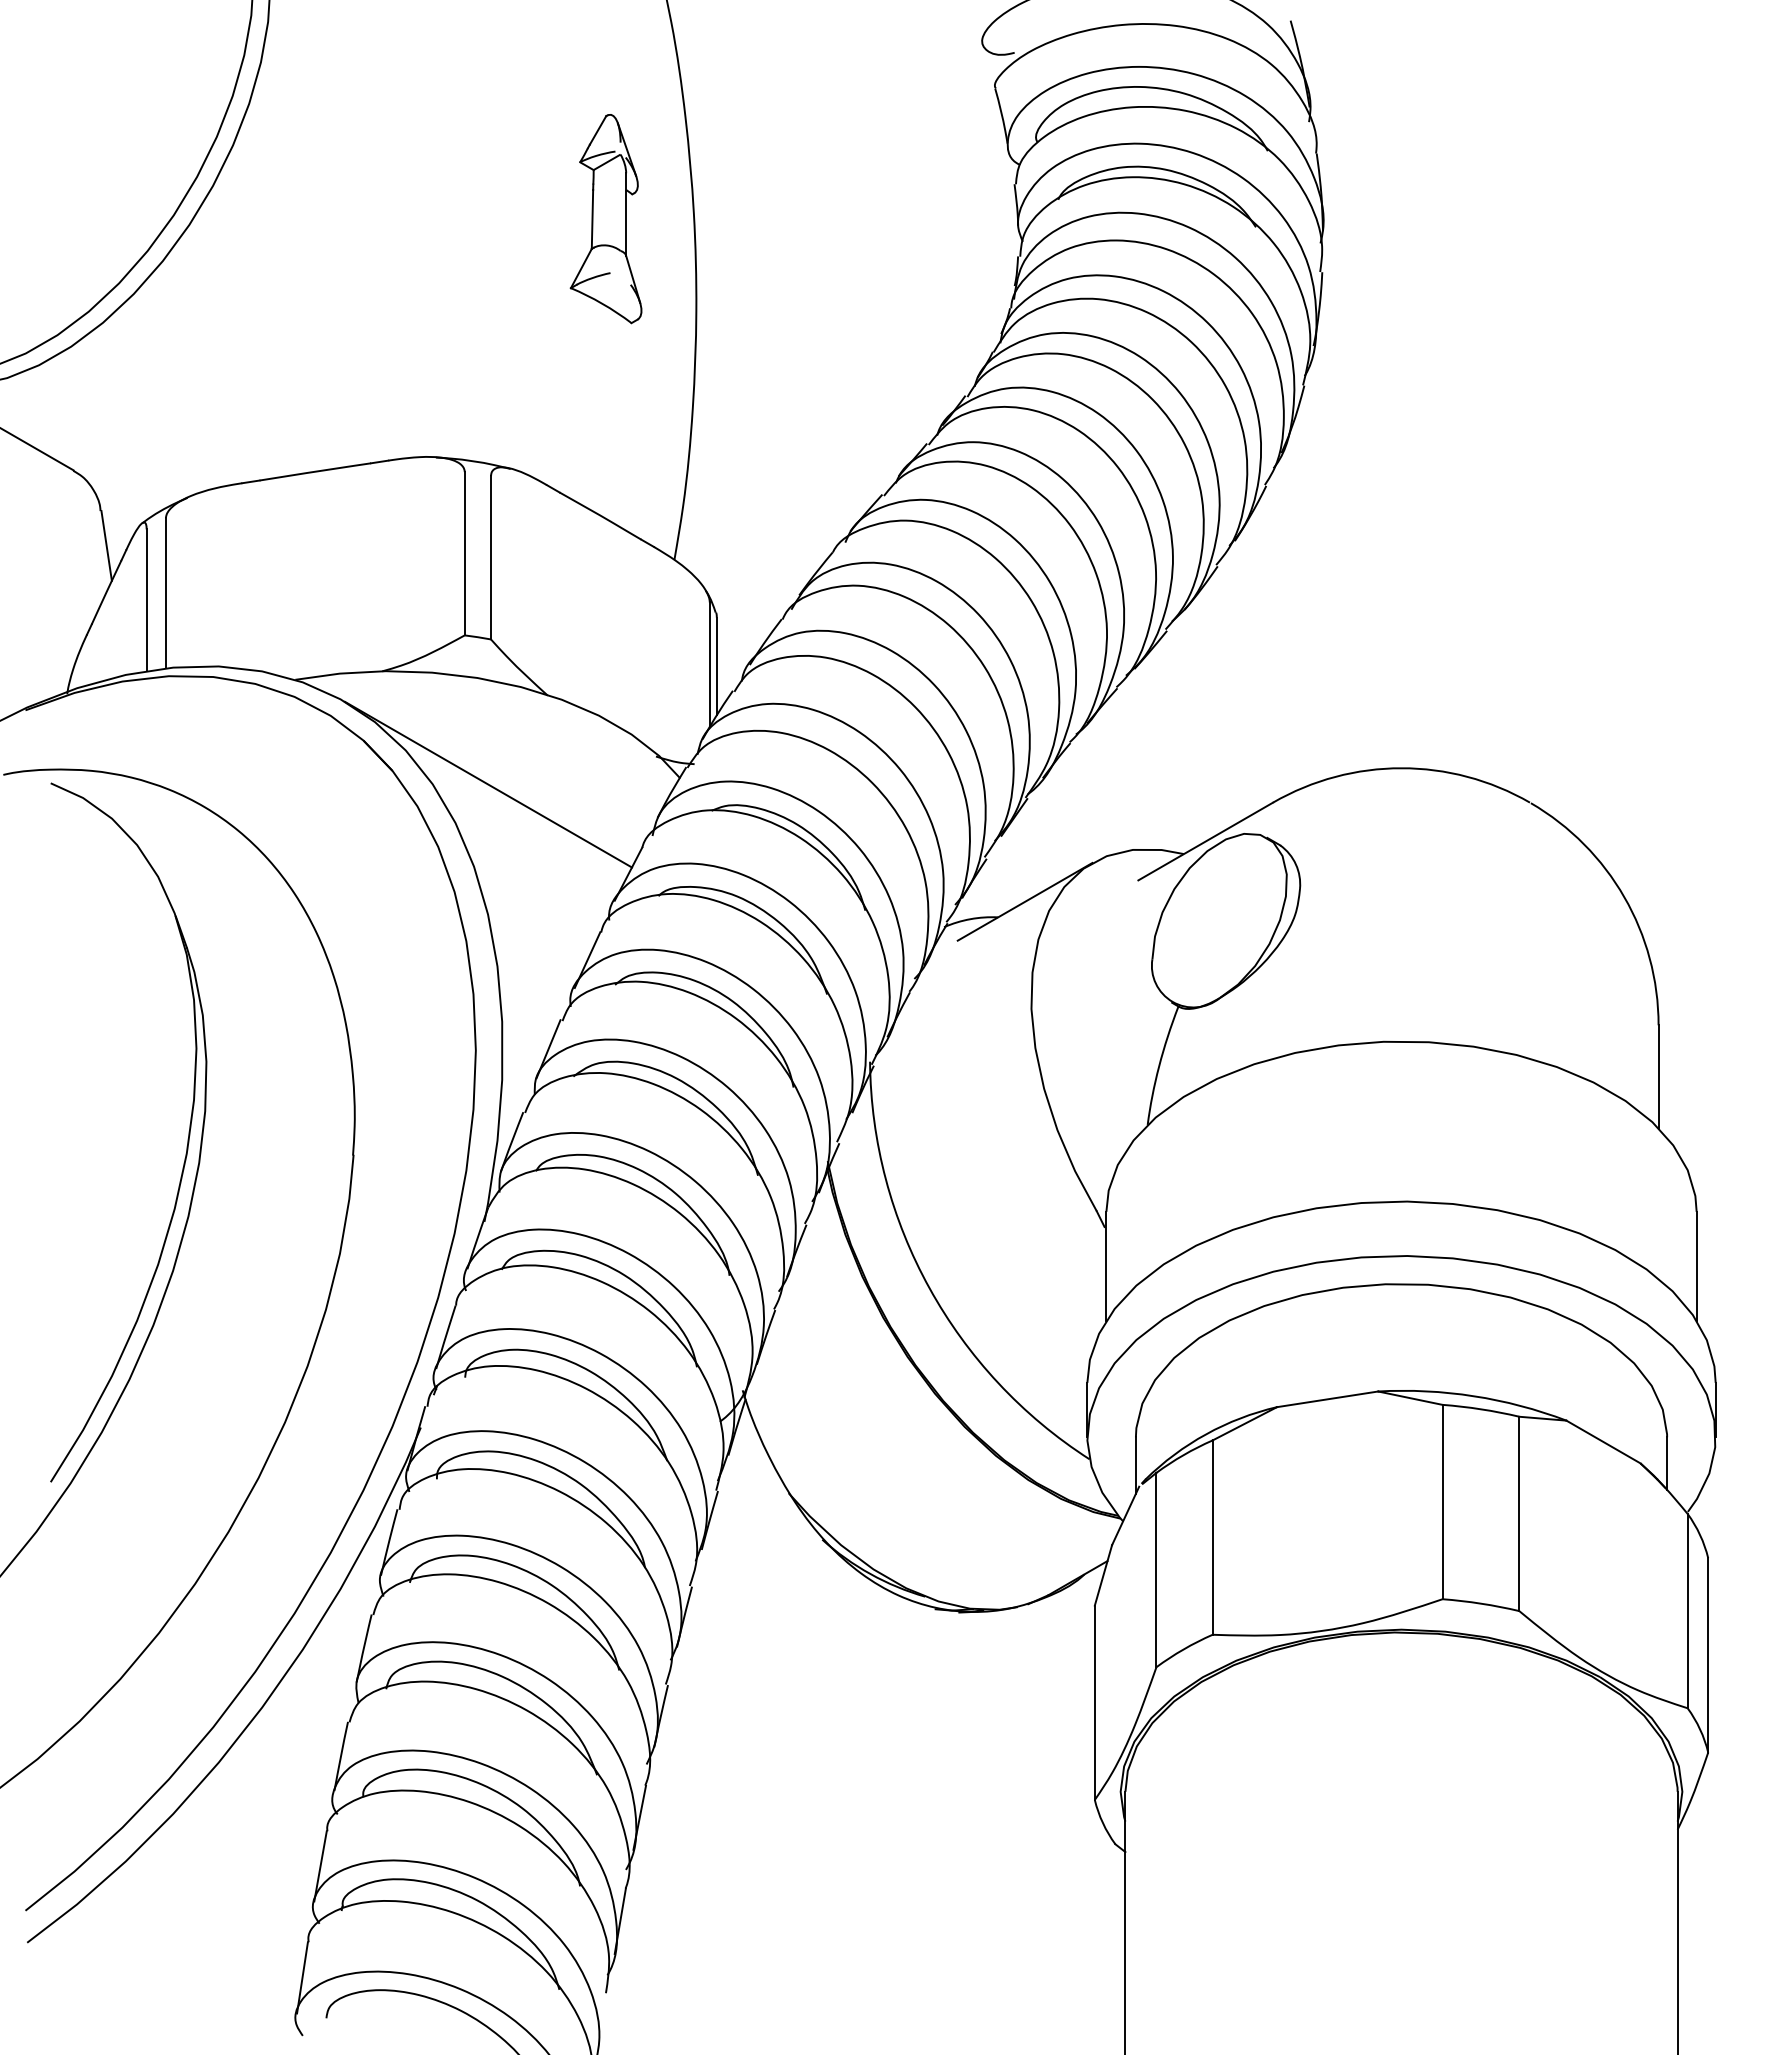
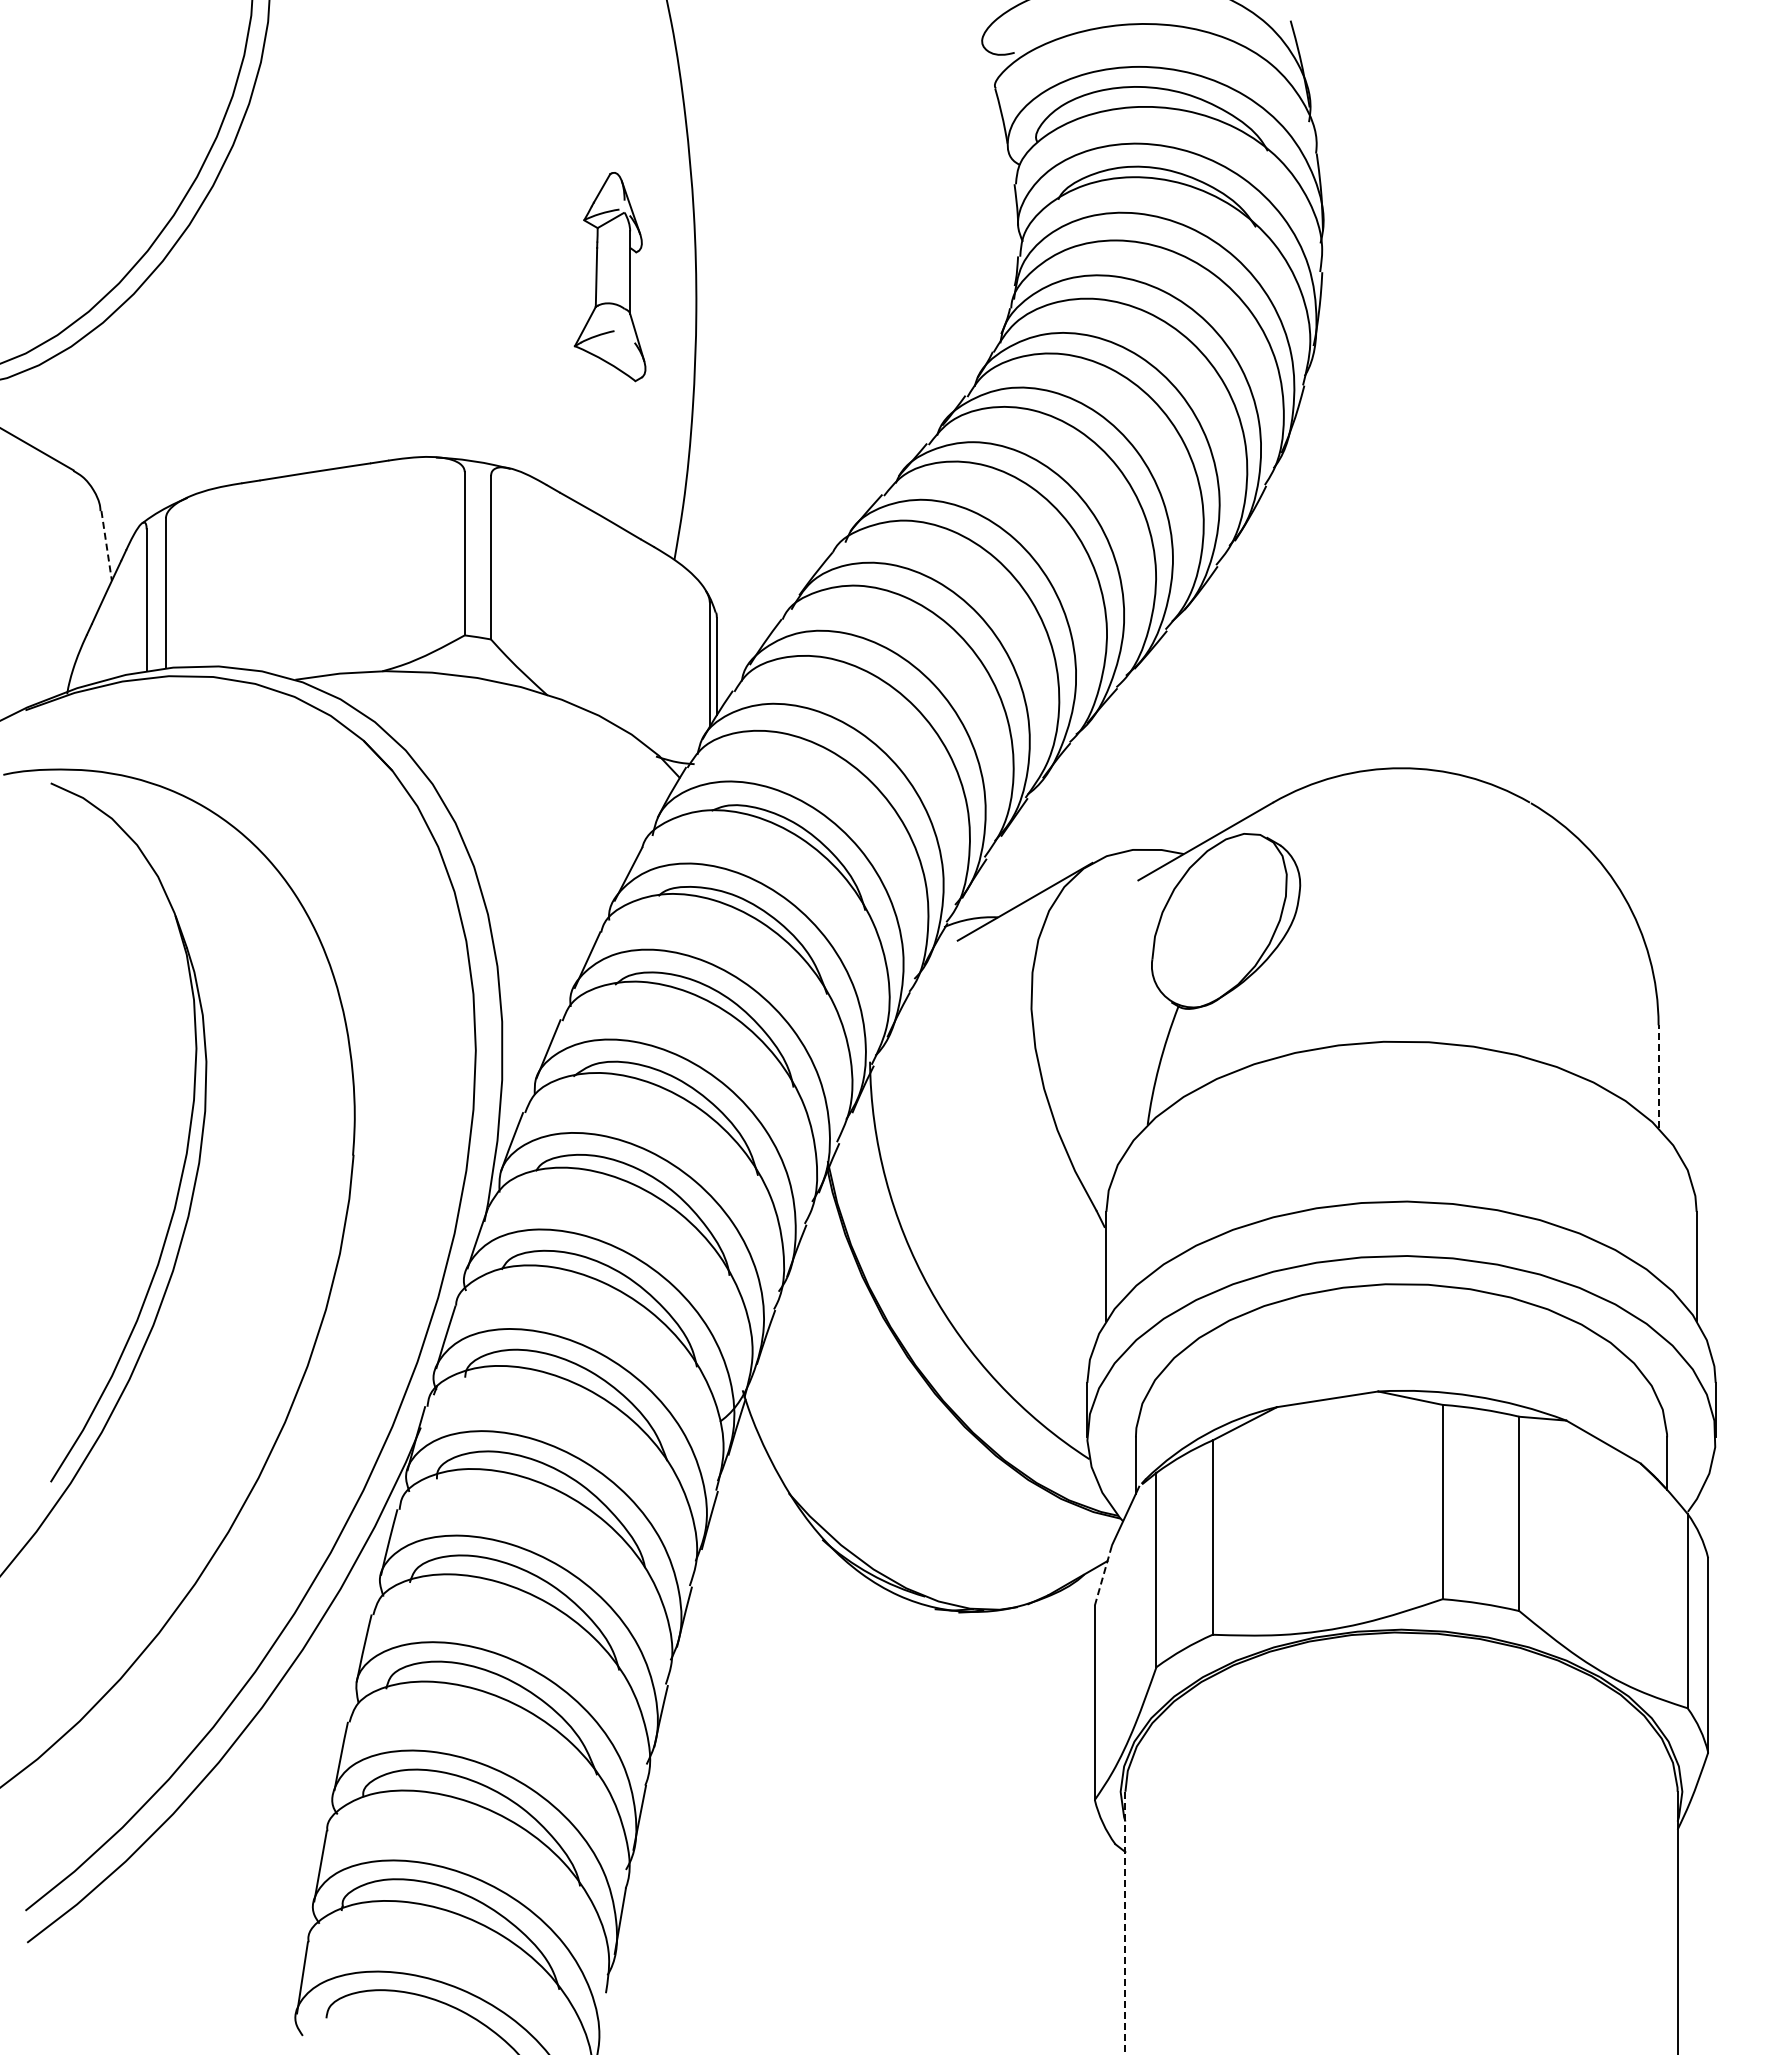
part position: (605, 219) -> (609, 277) (609, 277)
line: solid -> dashed (106, 546)
line: present -> none (488, 784)
line: solid -> dashed (1658, 1076)
line: solid -> dashed (1103, 1574)
line: solid -> dashed (1125, 1923)
